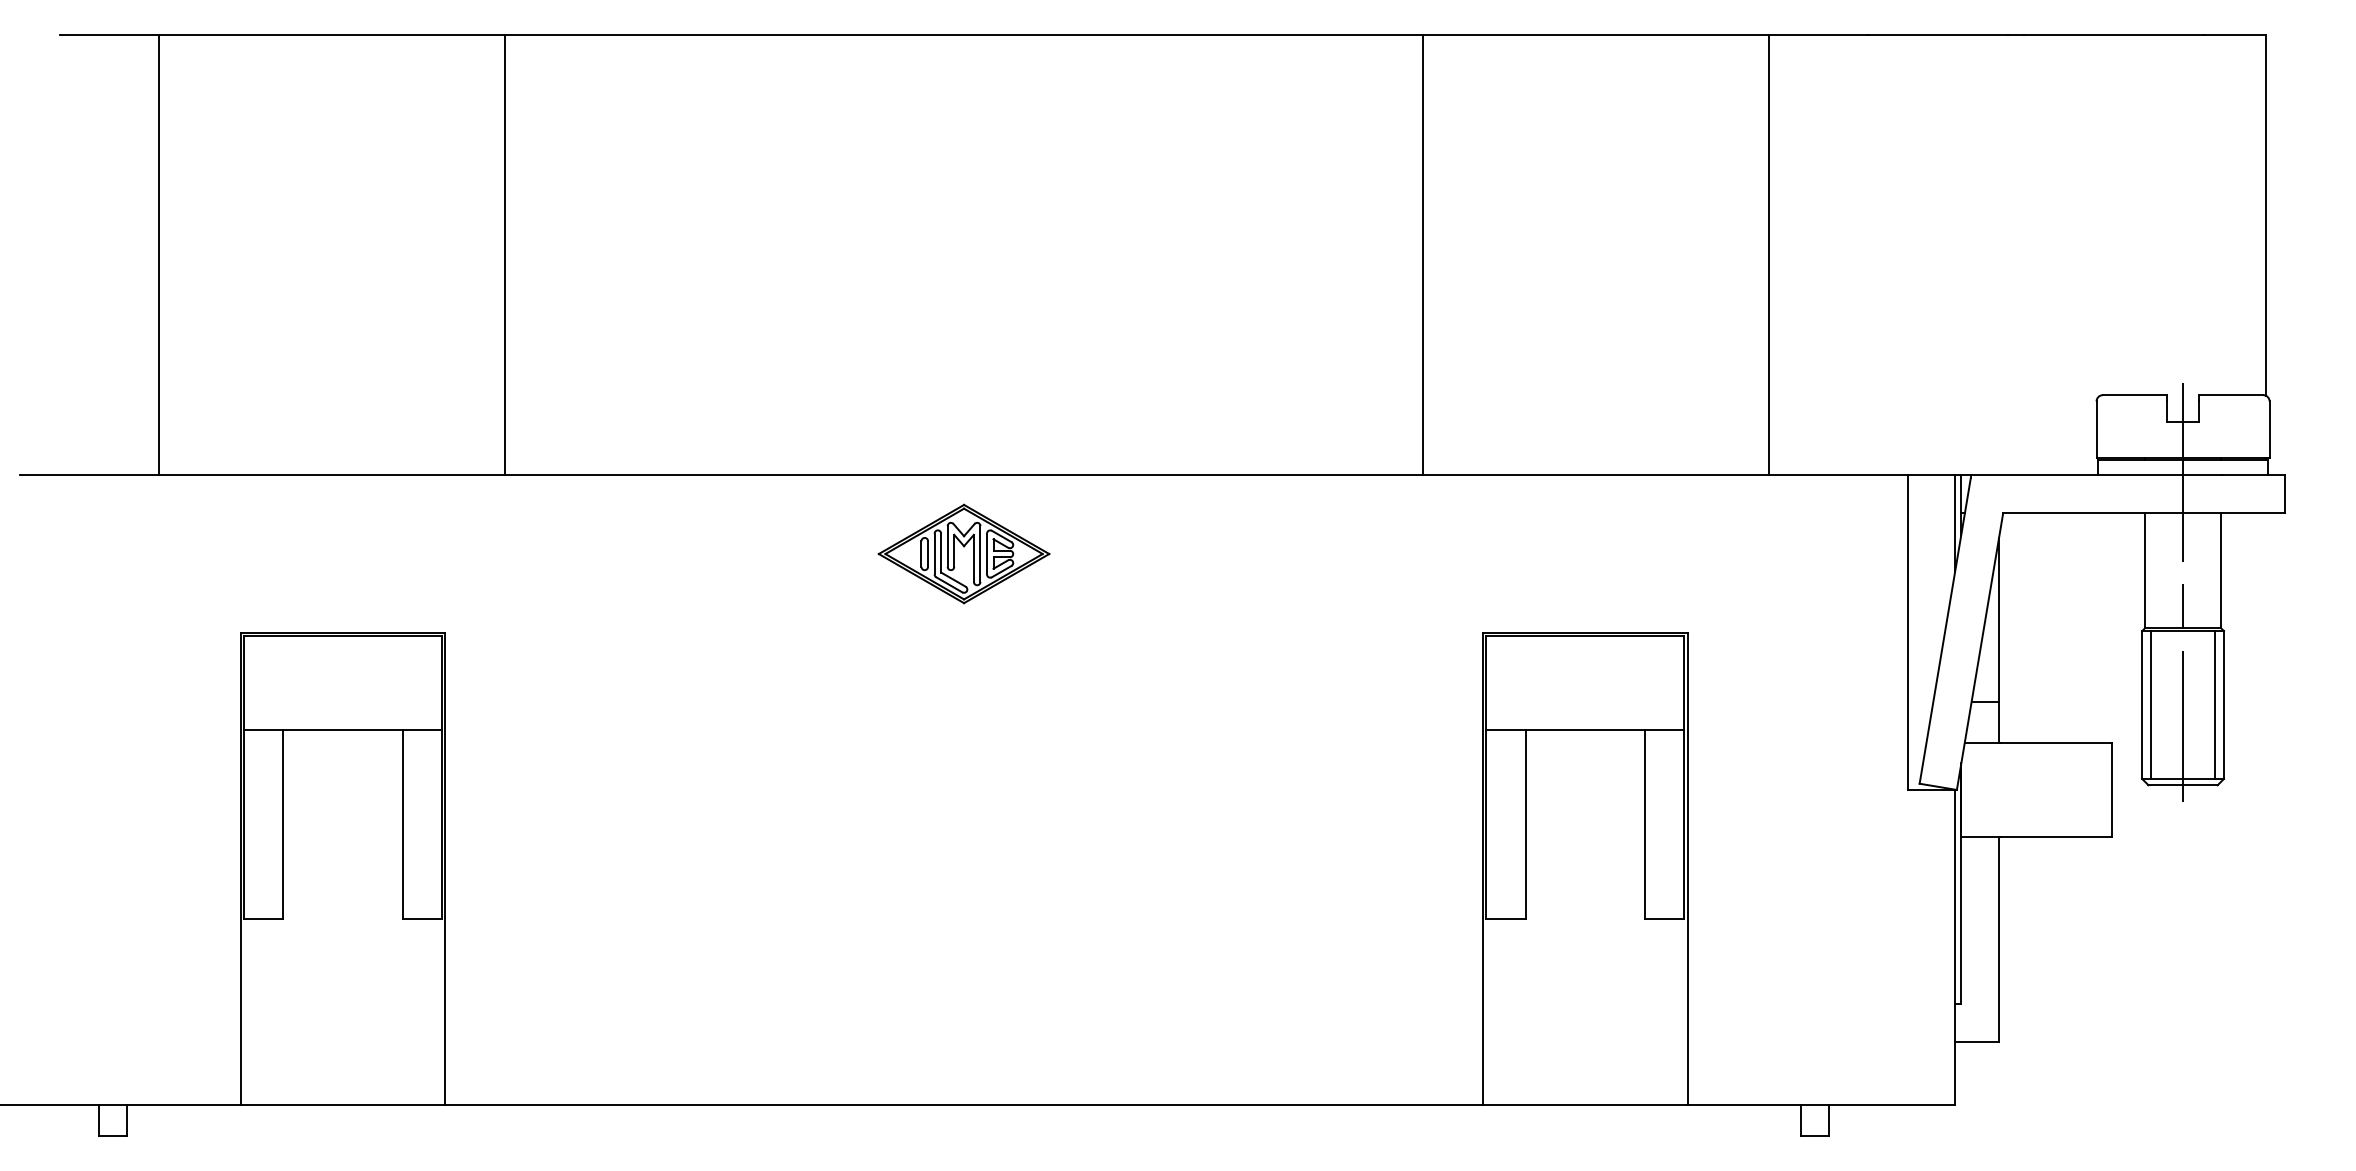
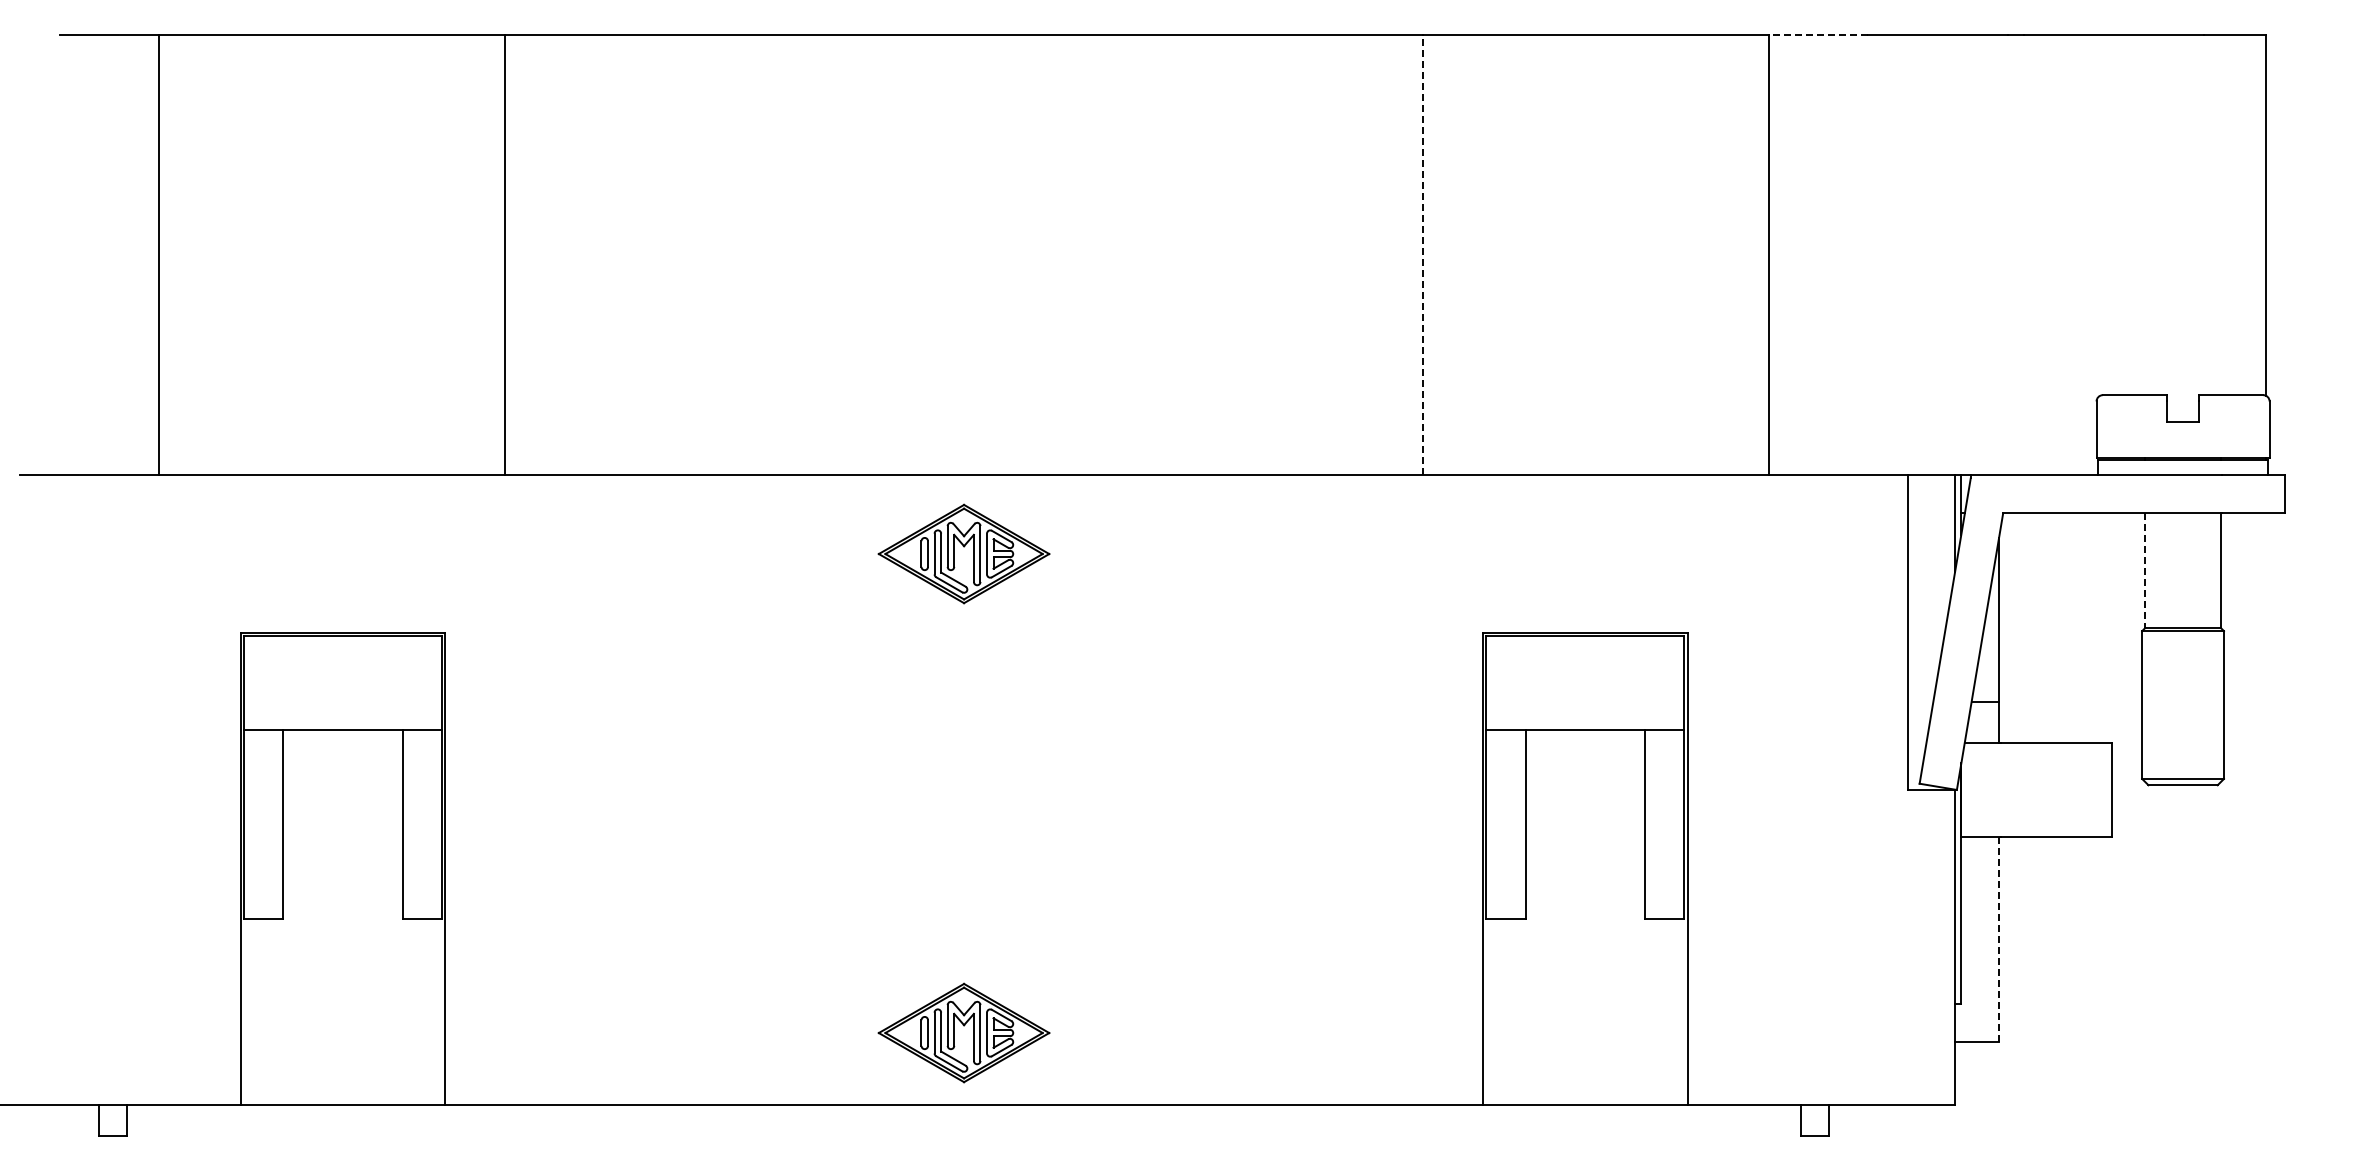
line: solid -> dashed (1818, 34)
line: solid -> dashed (1423, 254)
line: solid -> dashed (2145, 571)
line: present -> none (2183, 592)
line: present -> none (2150, 704)
line: present -> none (2215, 704)
line: solid -> dashed (1999, 938)
part: none -> present (963, 1032)
